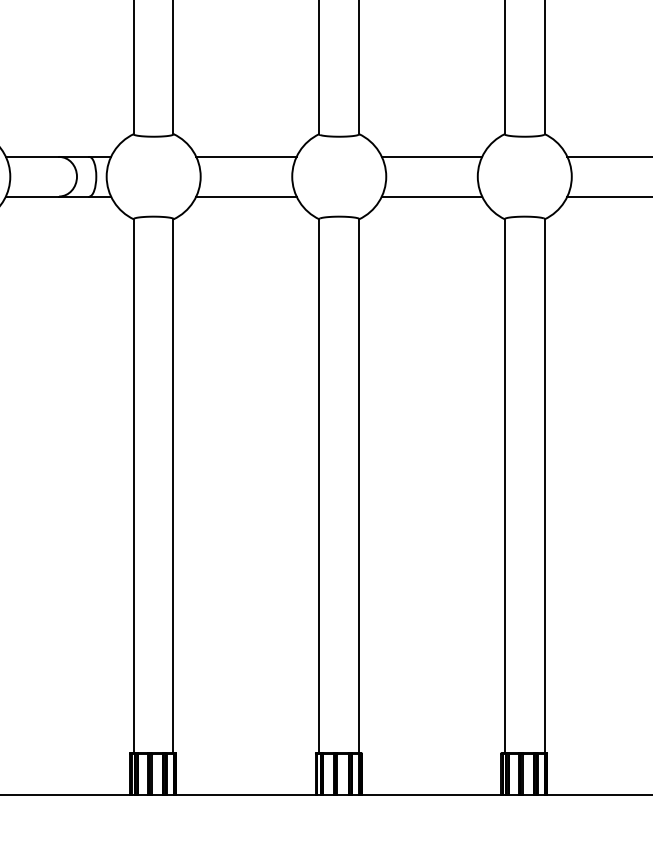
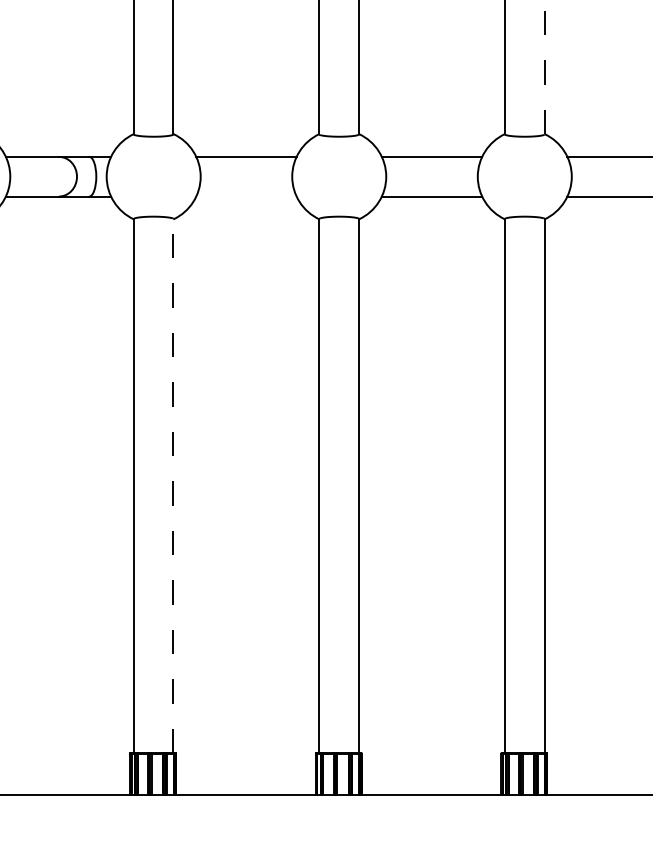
line: solid -> dashed (544, 67)
line: present -> none (246, 196)
line: solid -> dashed (173, 485)
